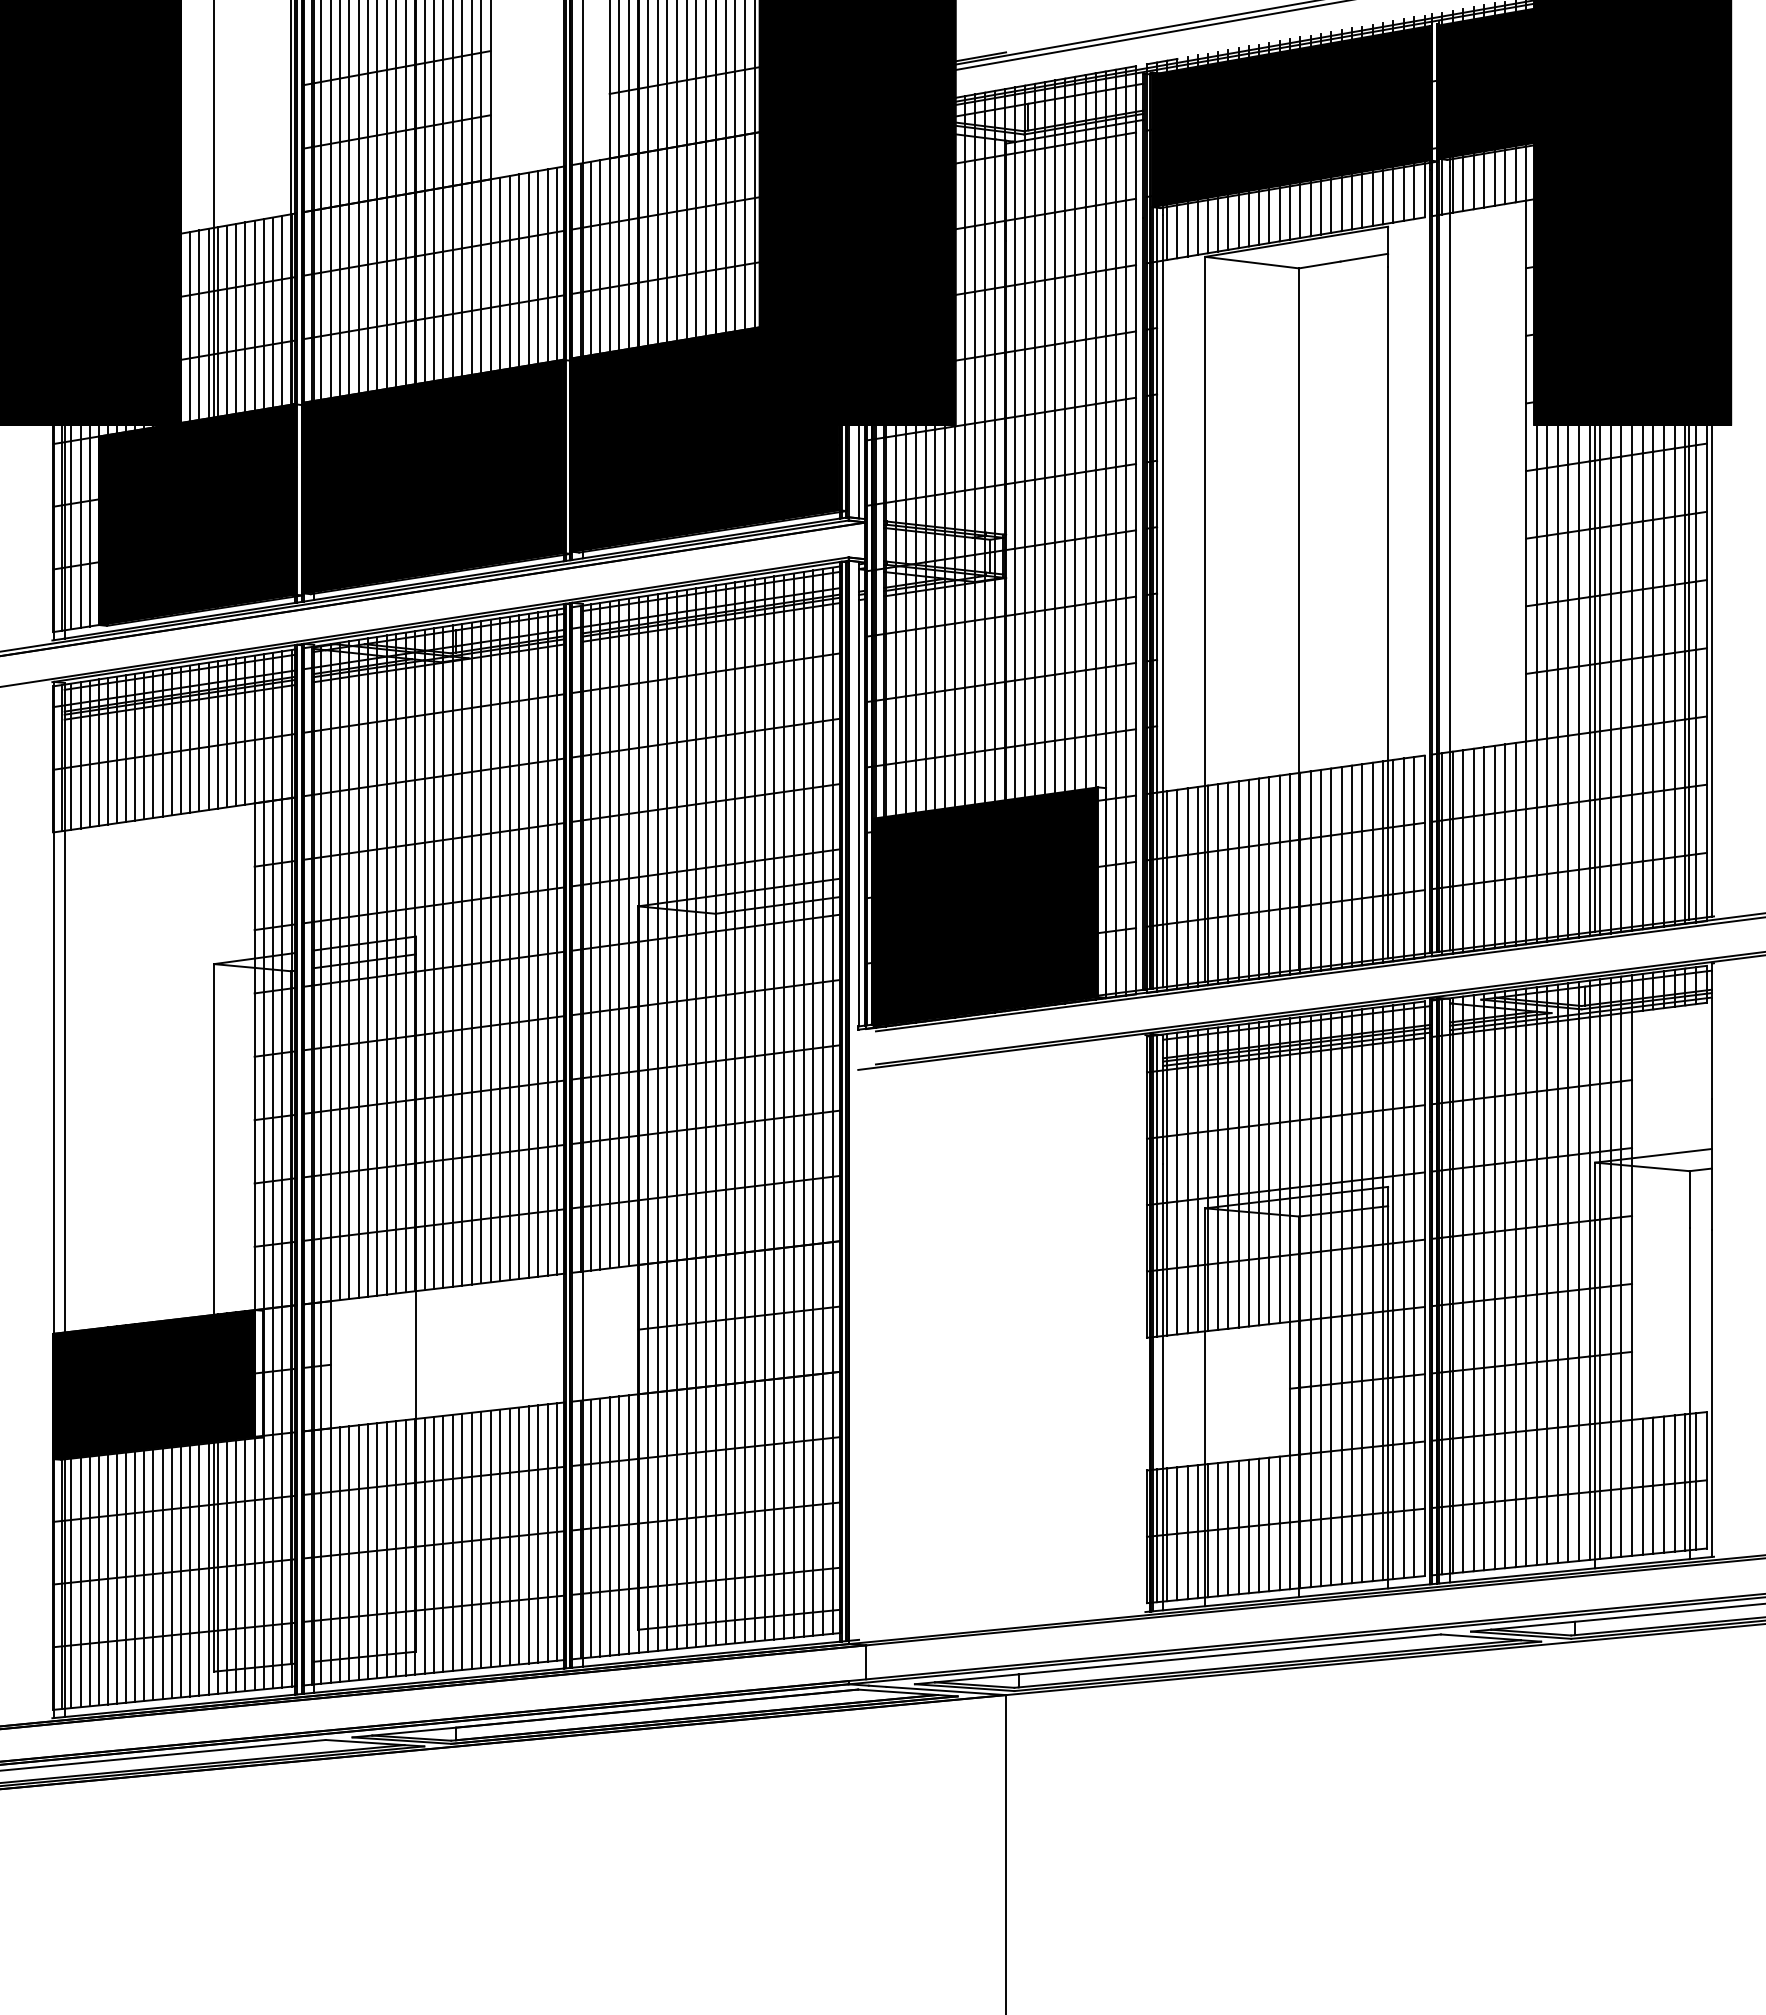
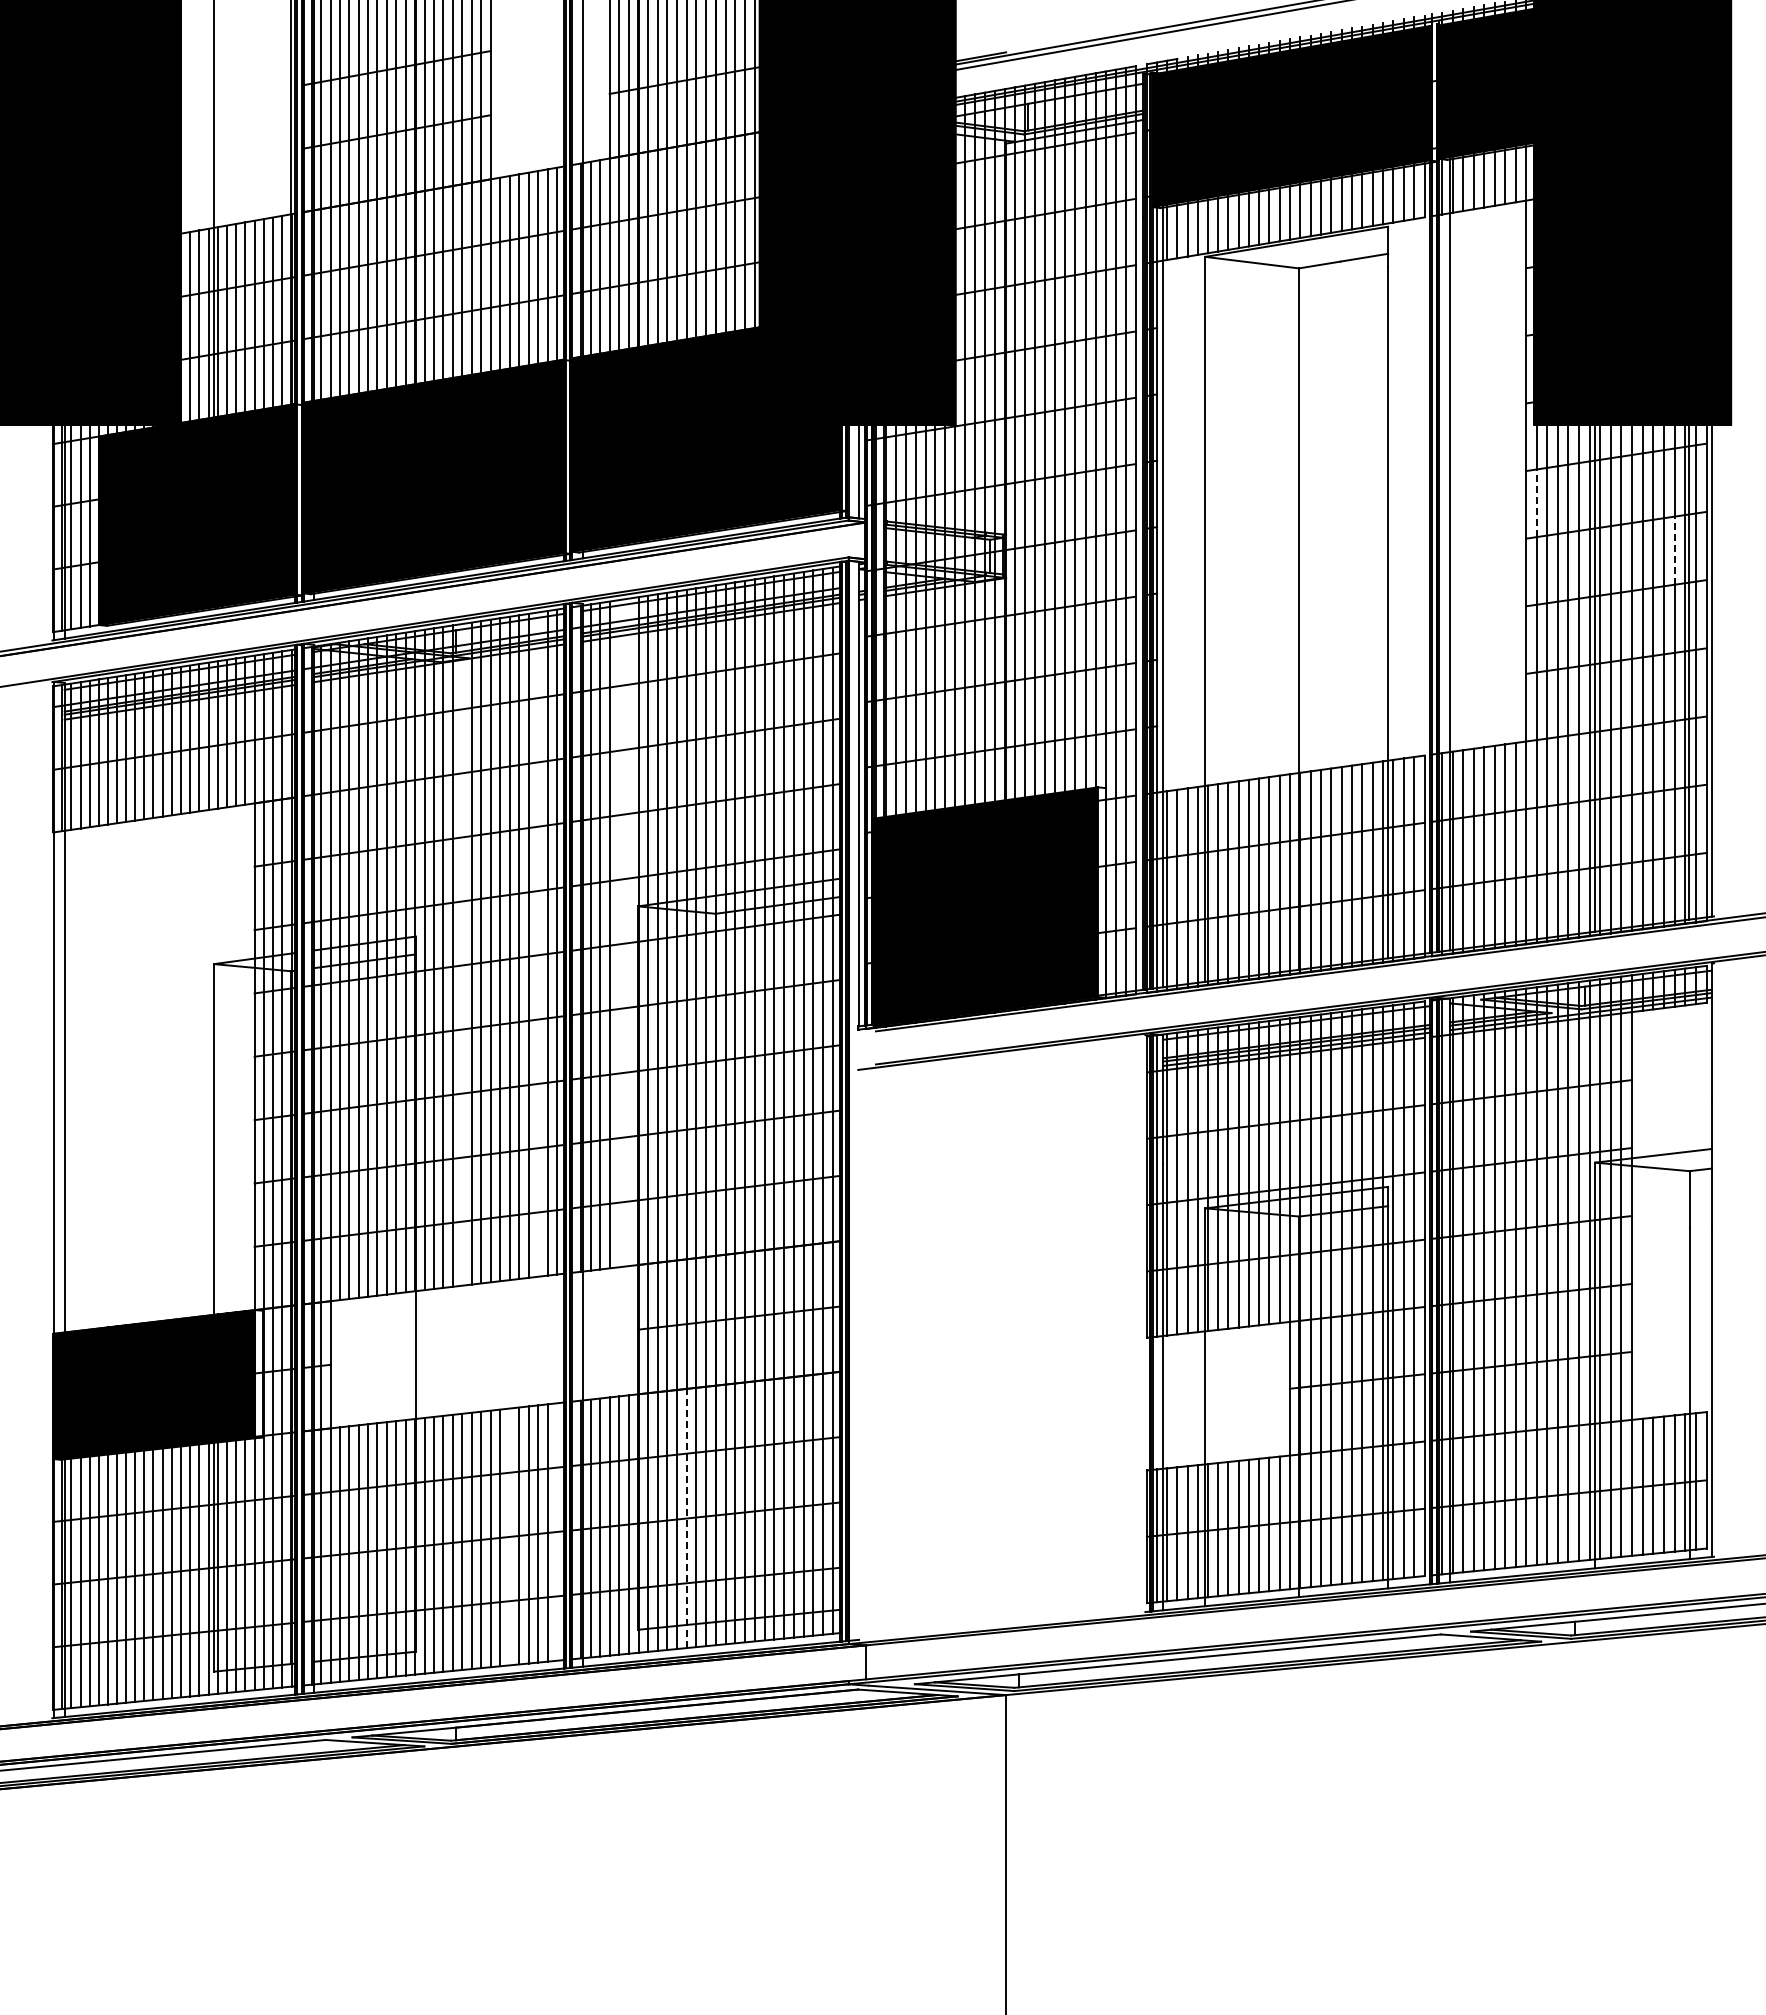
line: solid -> dashed (1536, 503)
line: solid -> dashed (1674, 550)
line: present -> none (628, 932)
line: present -> none (619, 933)
line: present -> none (538, 944)
line: present -> none (462, 954)
line: solid -> dashed (686, 1518)
line: present -> none (557, 1531)
line: present -> none (509, 1536)
